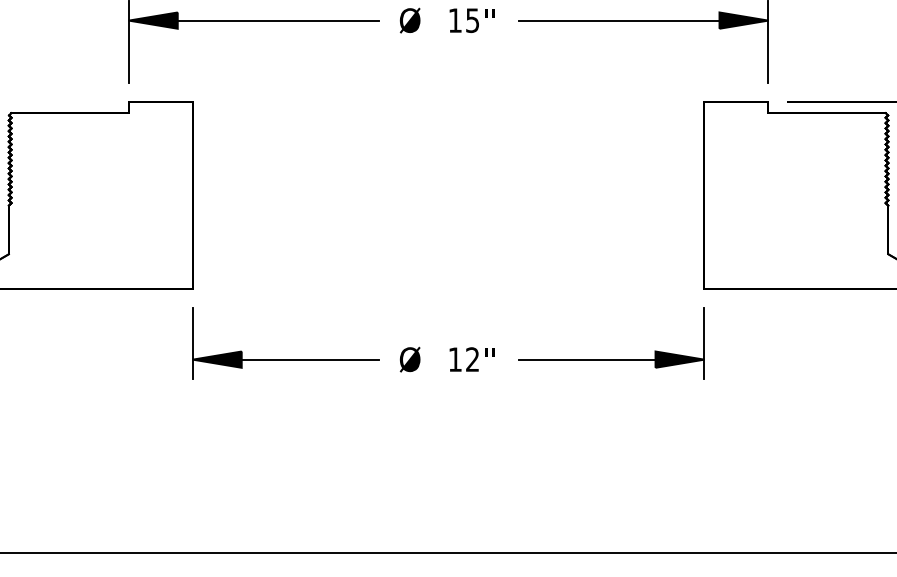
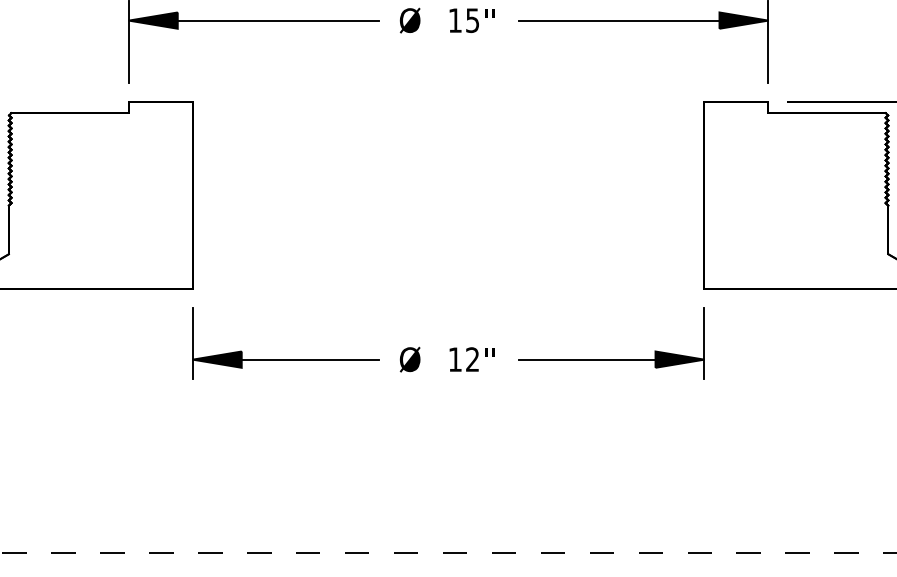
line: solid -> dashed (448, 553)
